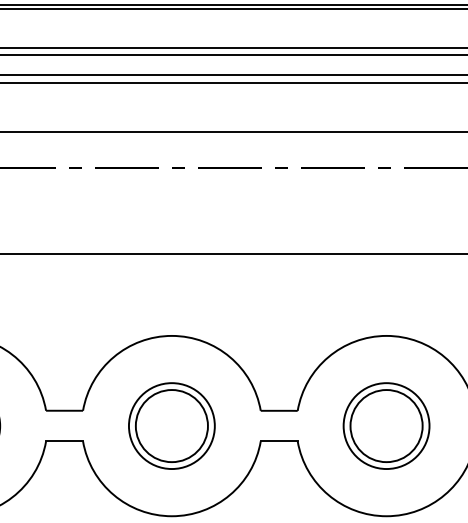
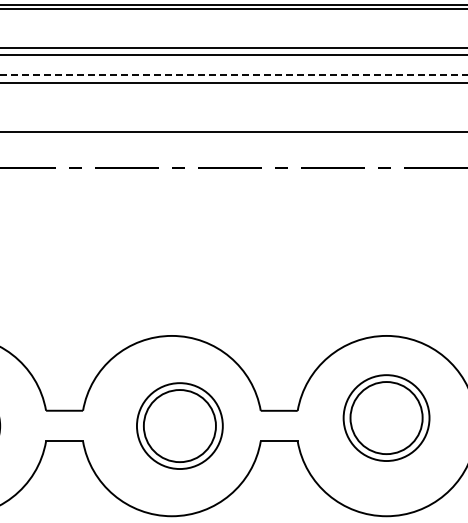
line: solid -> dashed (233, 75)
line: present -> none (233, 254)
part position: (171, 425) -> (179, 425) (179, 425)
part position: (386, 425) -> (386, 417) (386, 417)
